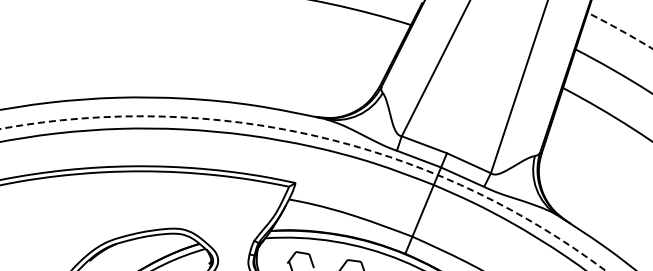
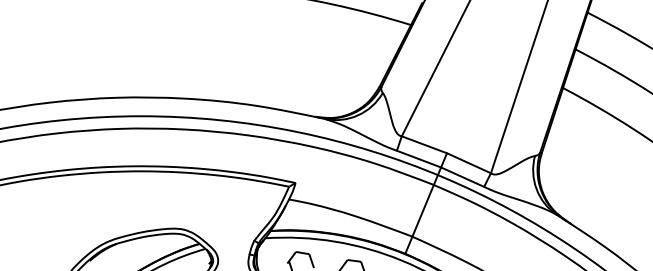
arc: dashed -> solid (620, 30)
circle: dashed -> solid (302, 193)
